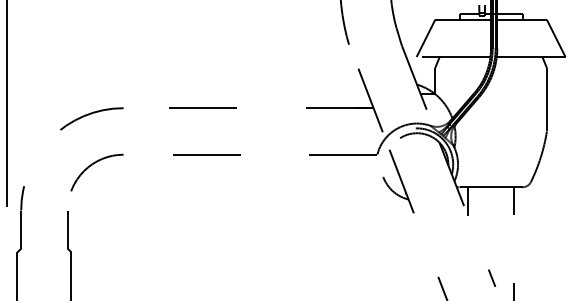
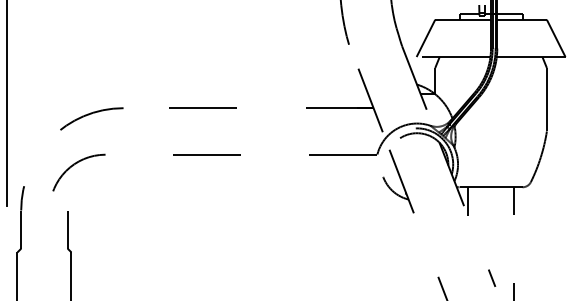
arc position: (91, 166) -> (73, 166) (73, 166)
